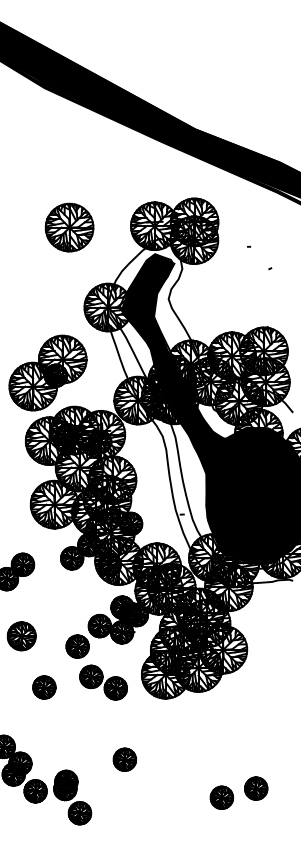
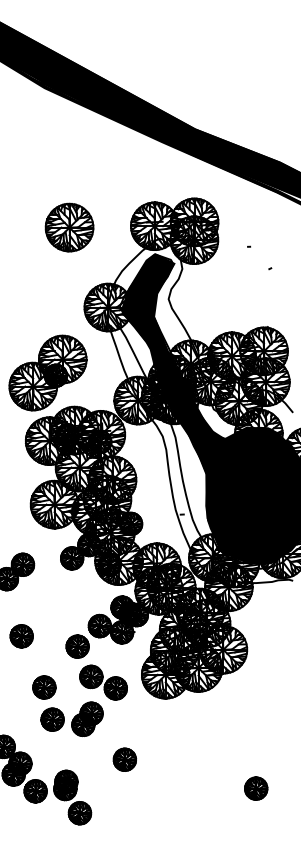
part size: 31x31 px -> 25x25 px (21, 636)
part: none -> present (71, 718)
part: present -> none (221, 797)
